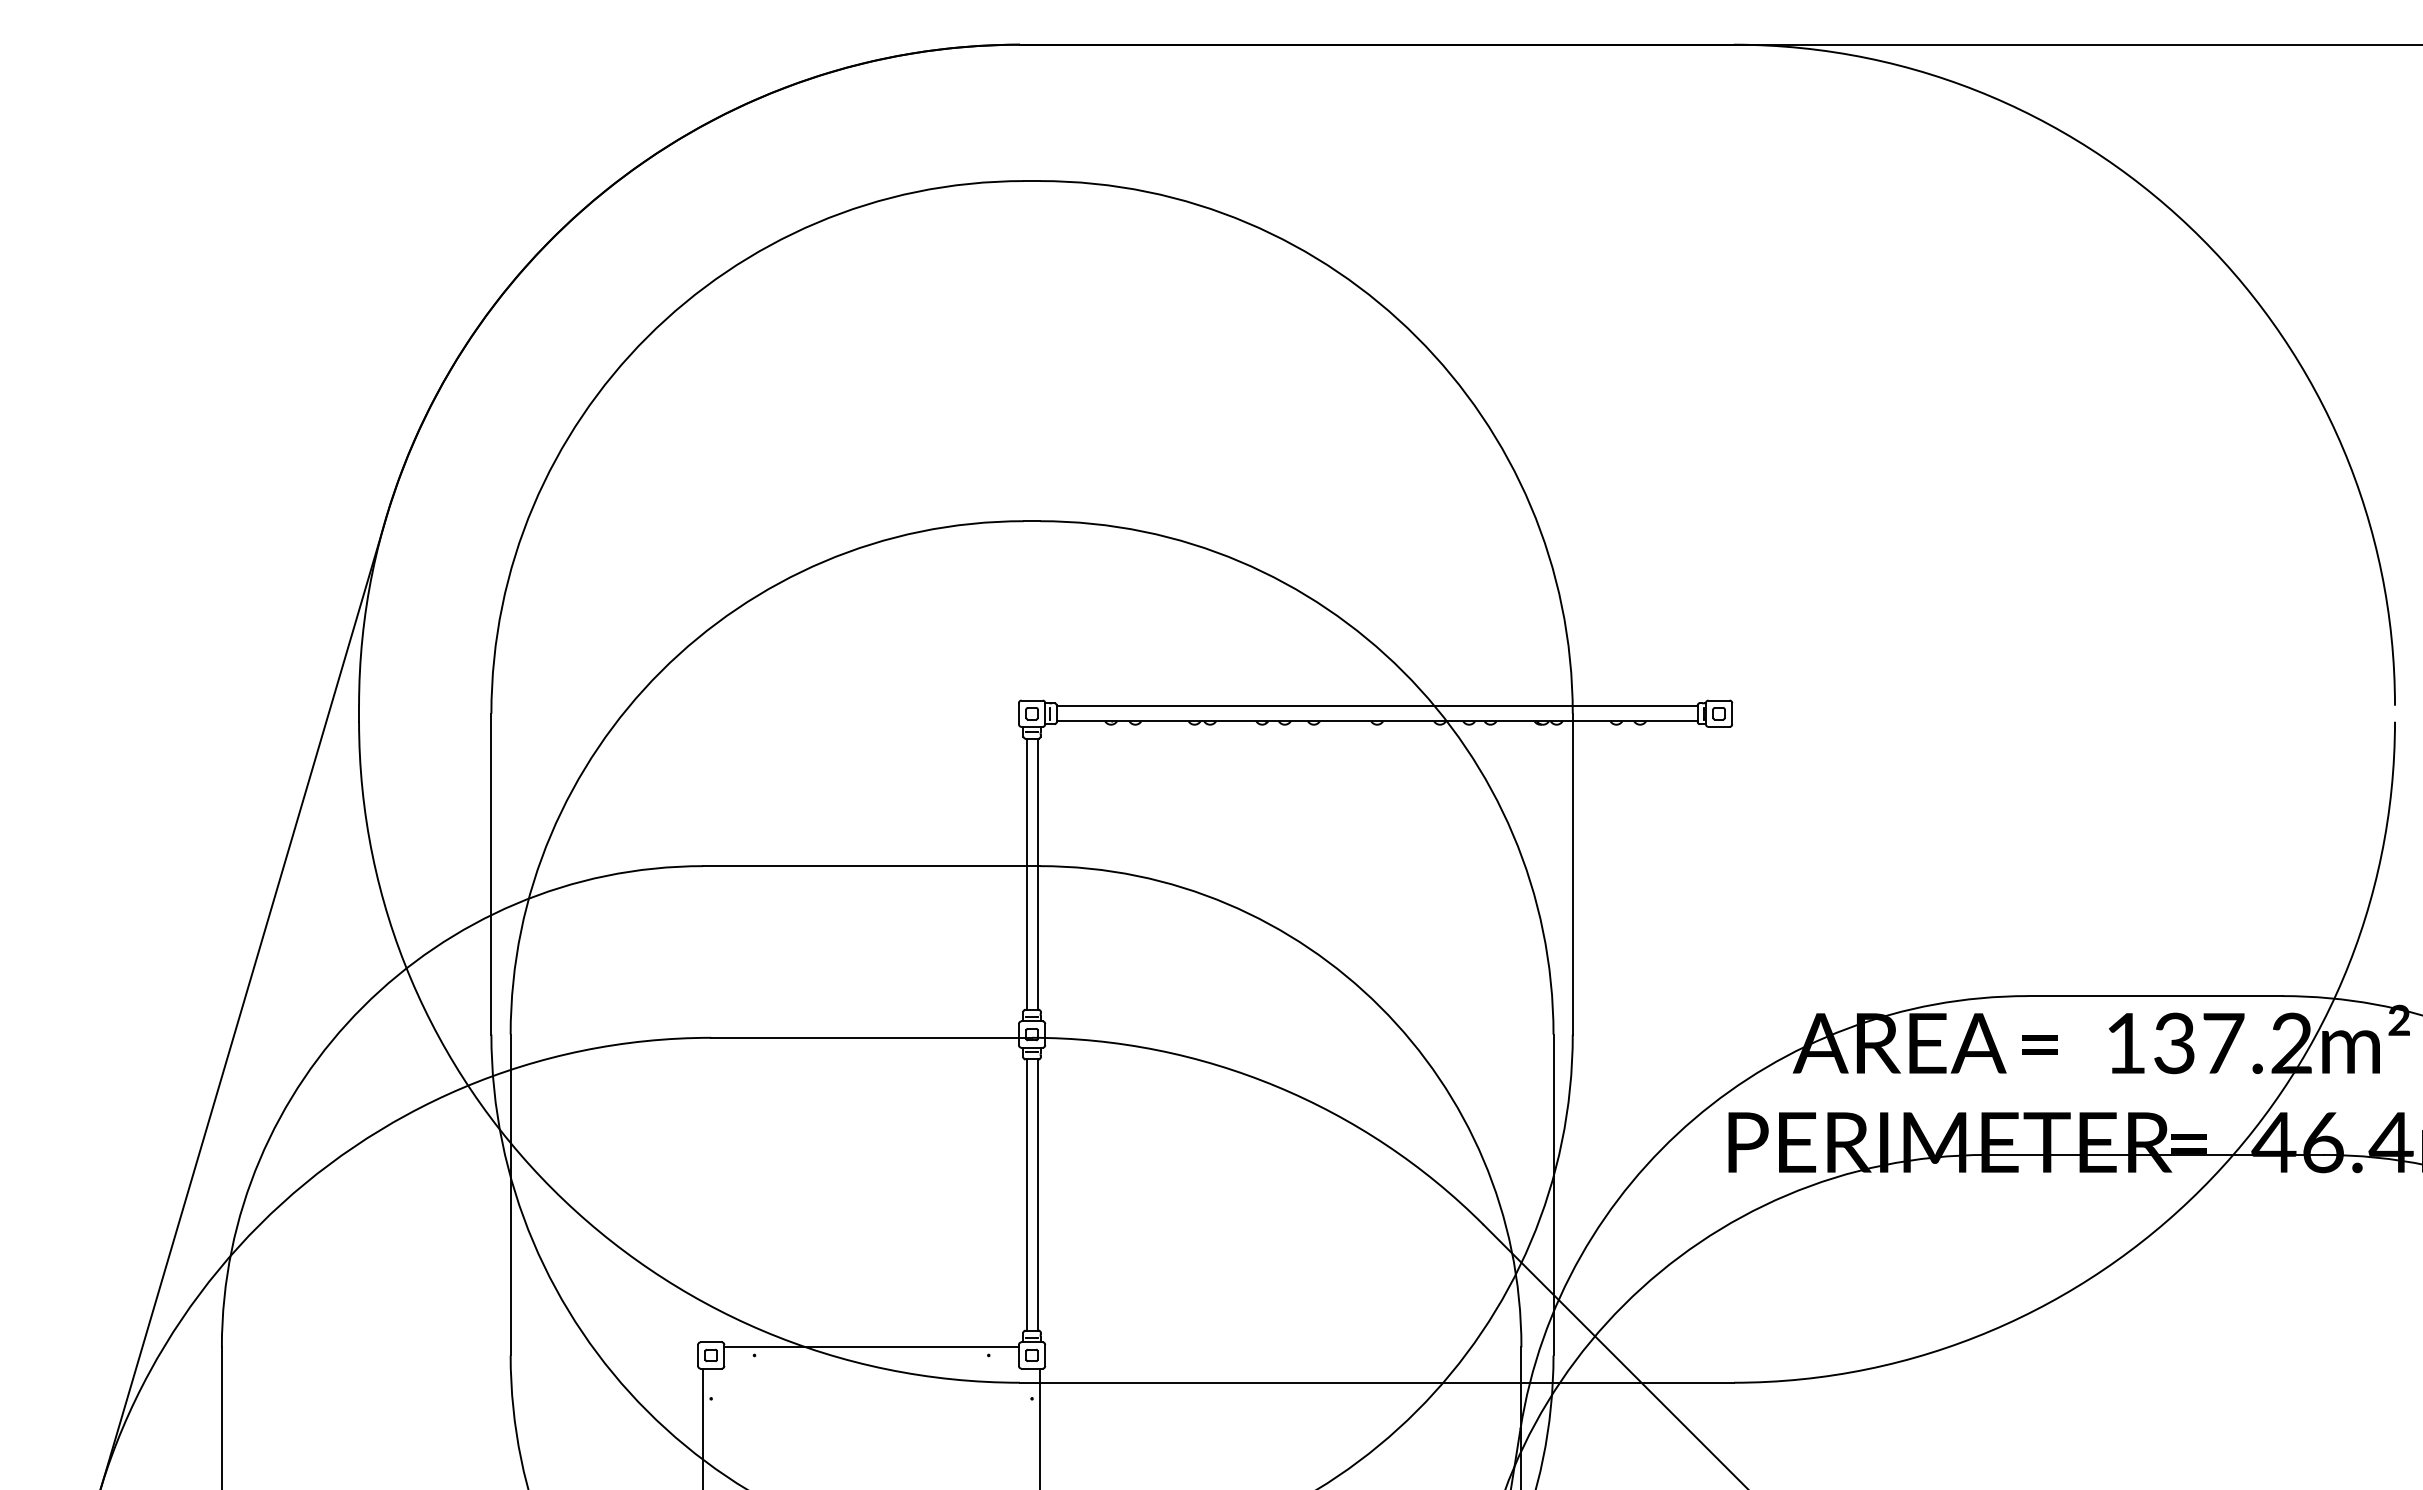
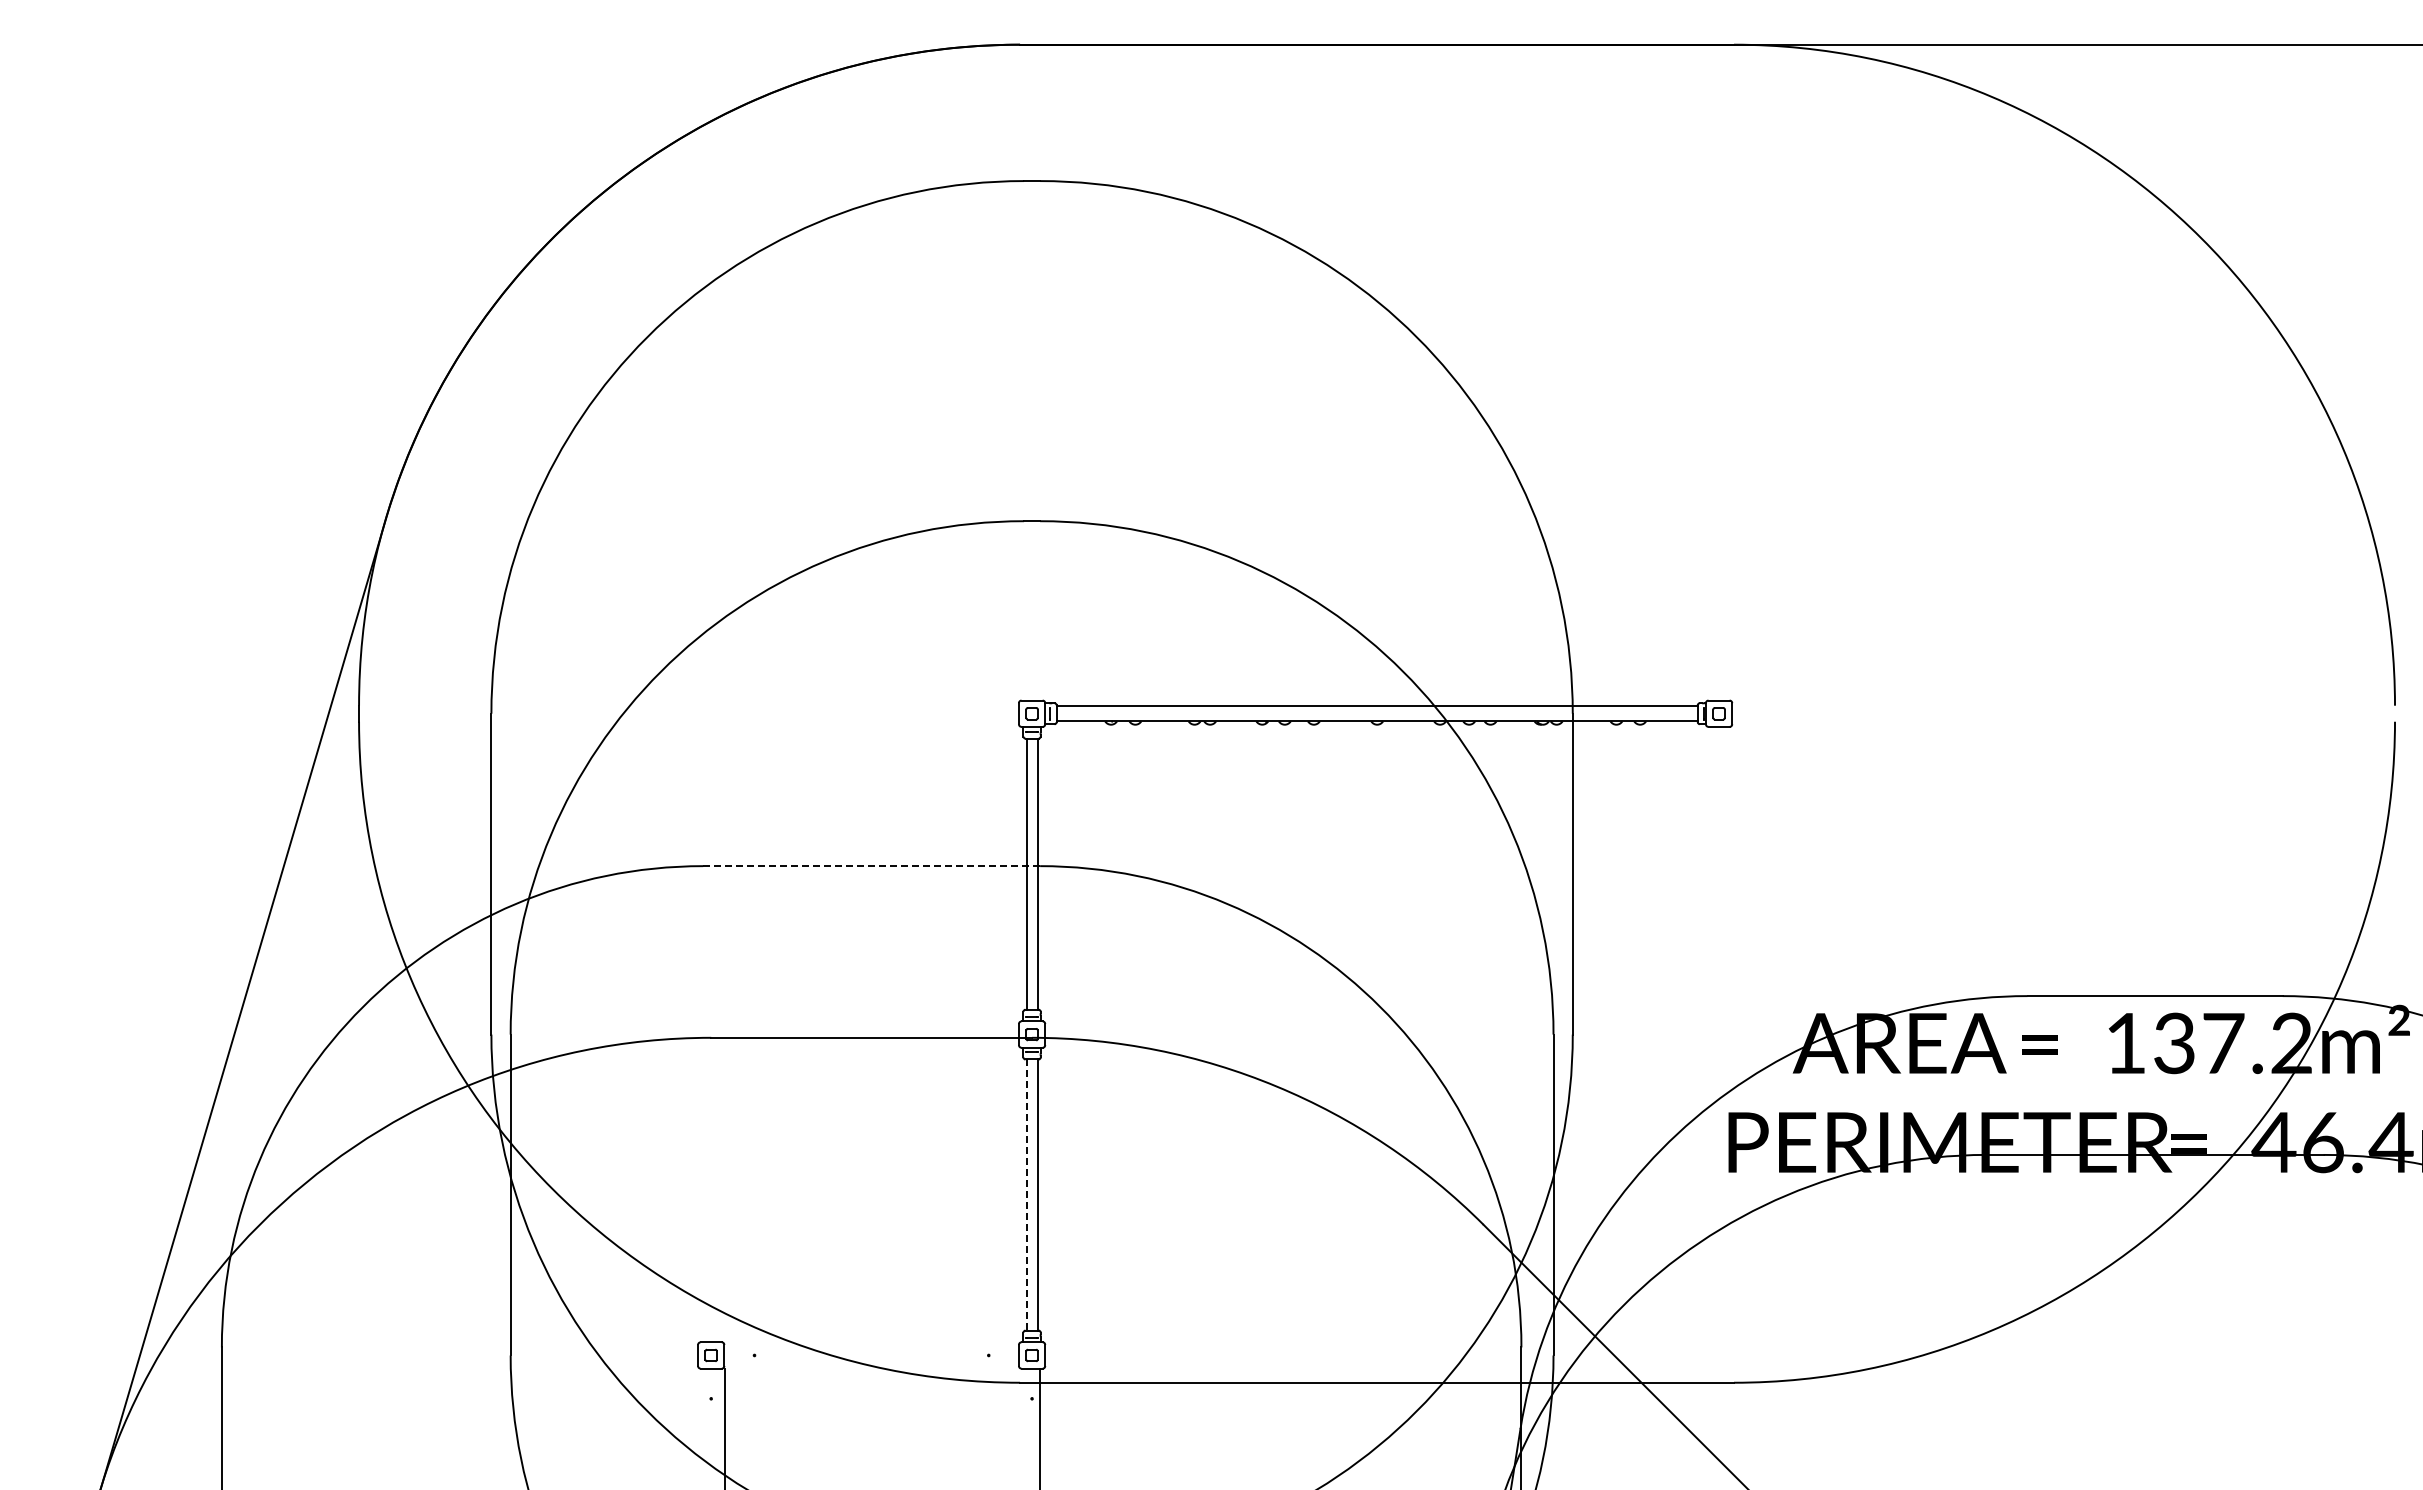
line: solid -> dashed (872, 866)
line: solid -> dashed (1026, 1195)
line: present -> none (871, 1347)
line position: (703, 1427) -> (725, 1427) (725, 1427)
